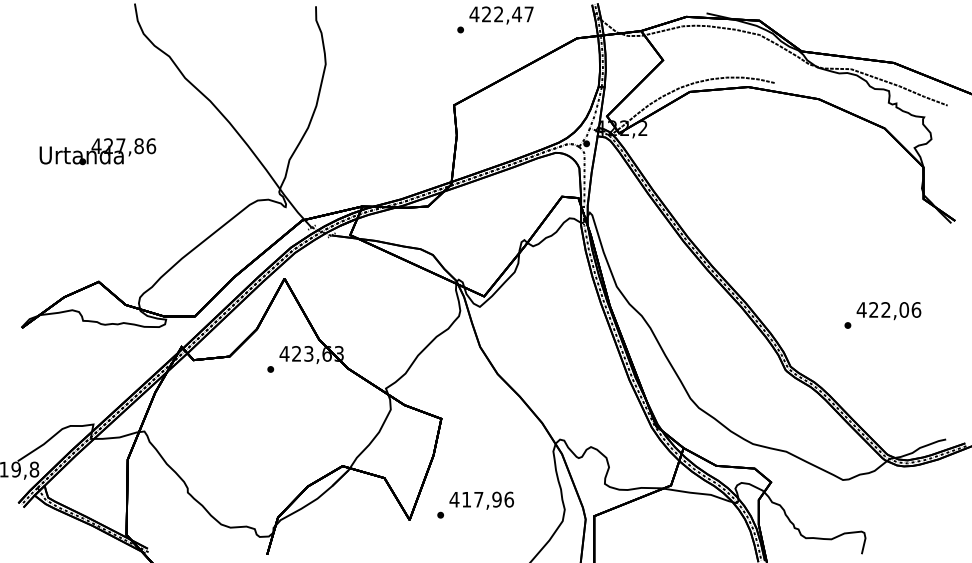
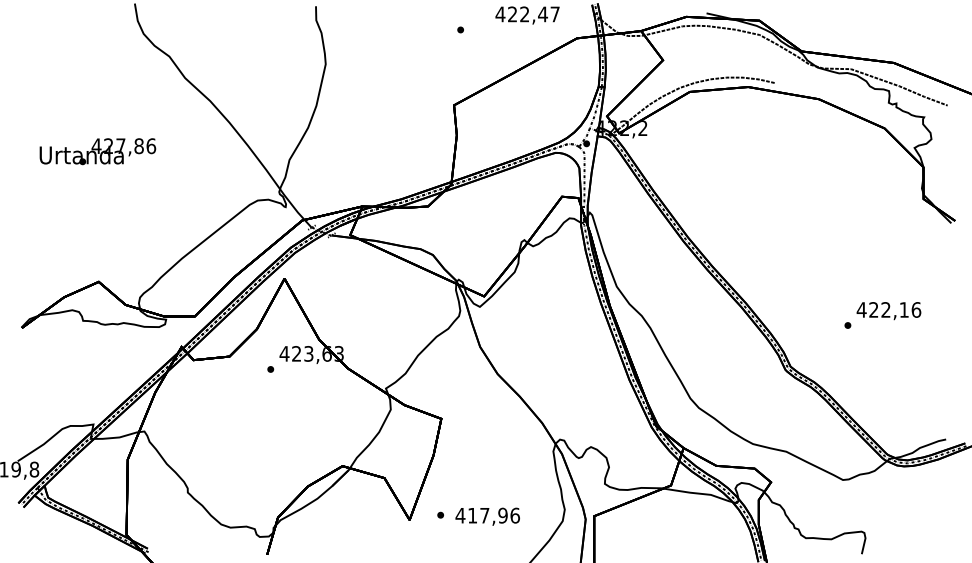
text position: (501, 15) -> (527, 15) (527, 15)
text: 422,06 -> 422,16 (904, 309)
text position: (481, 500) -> (487, 516) (487, 516)
